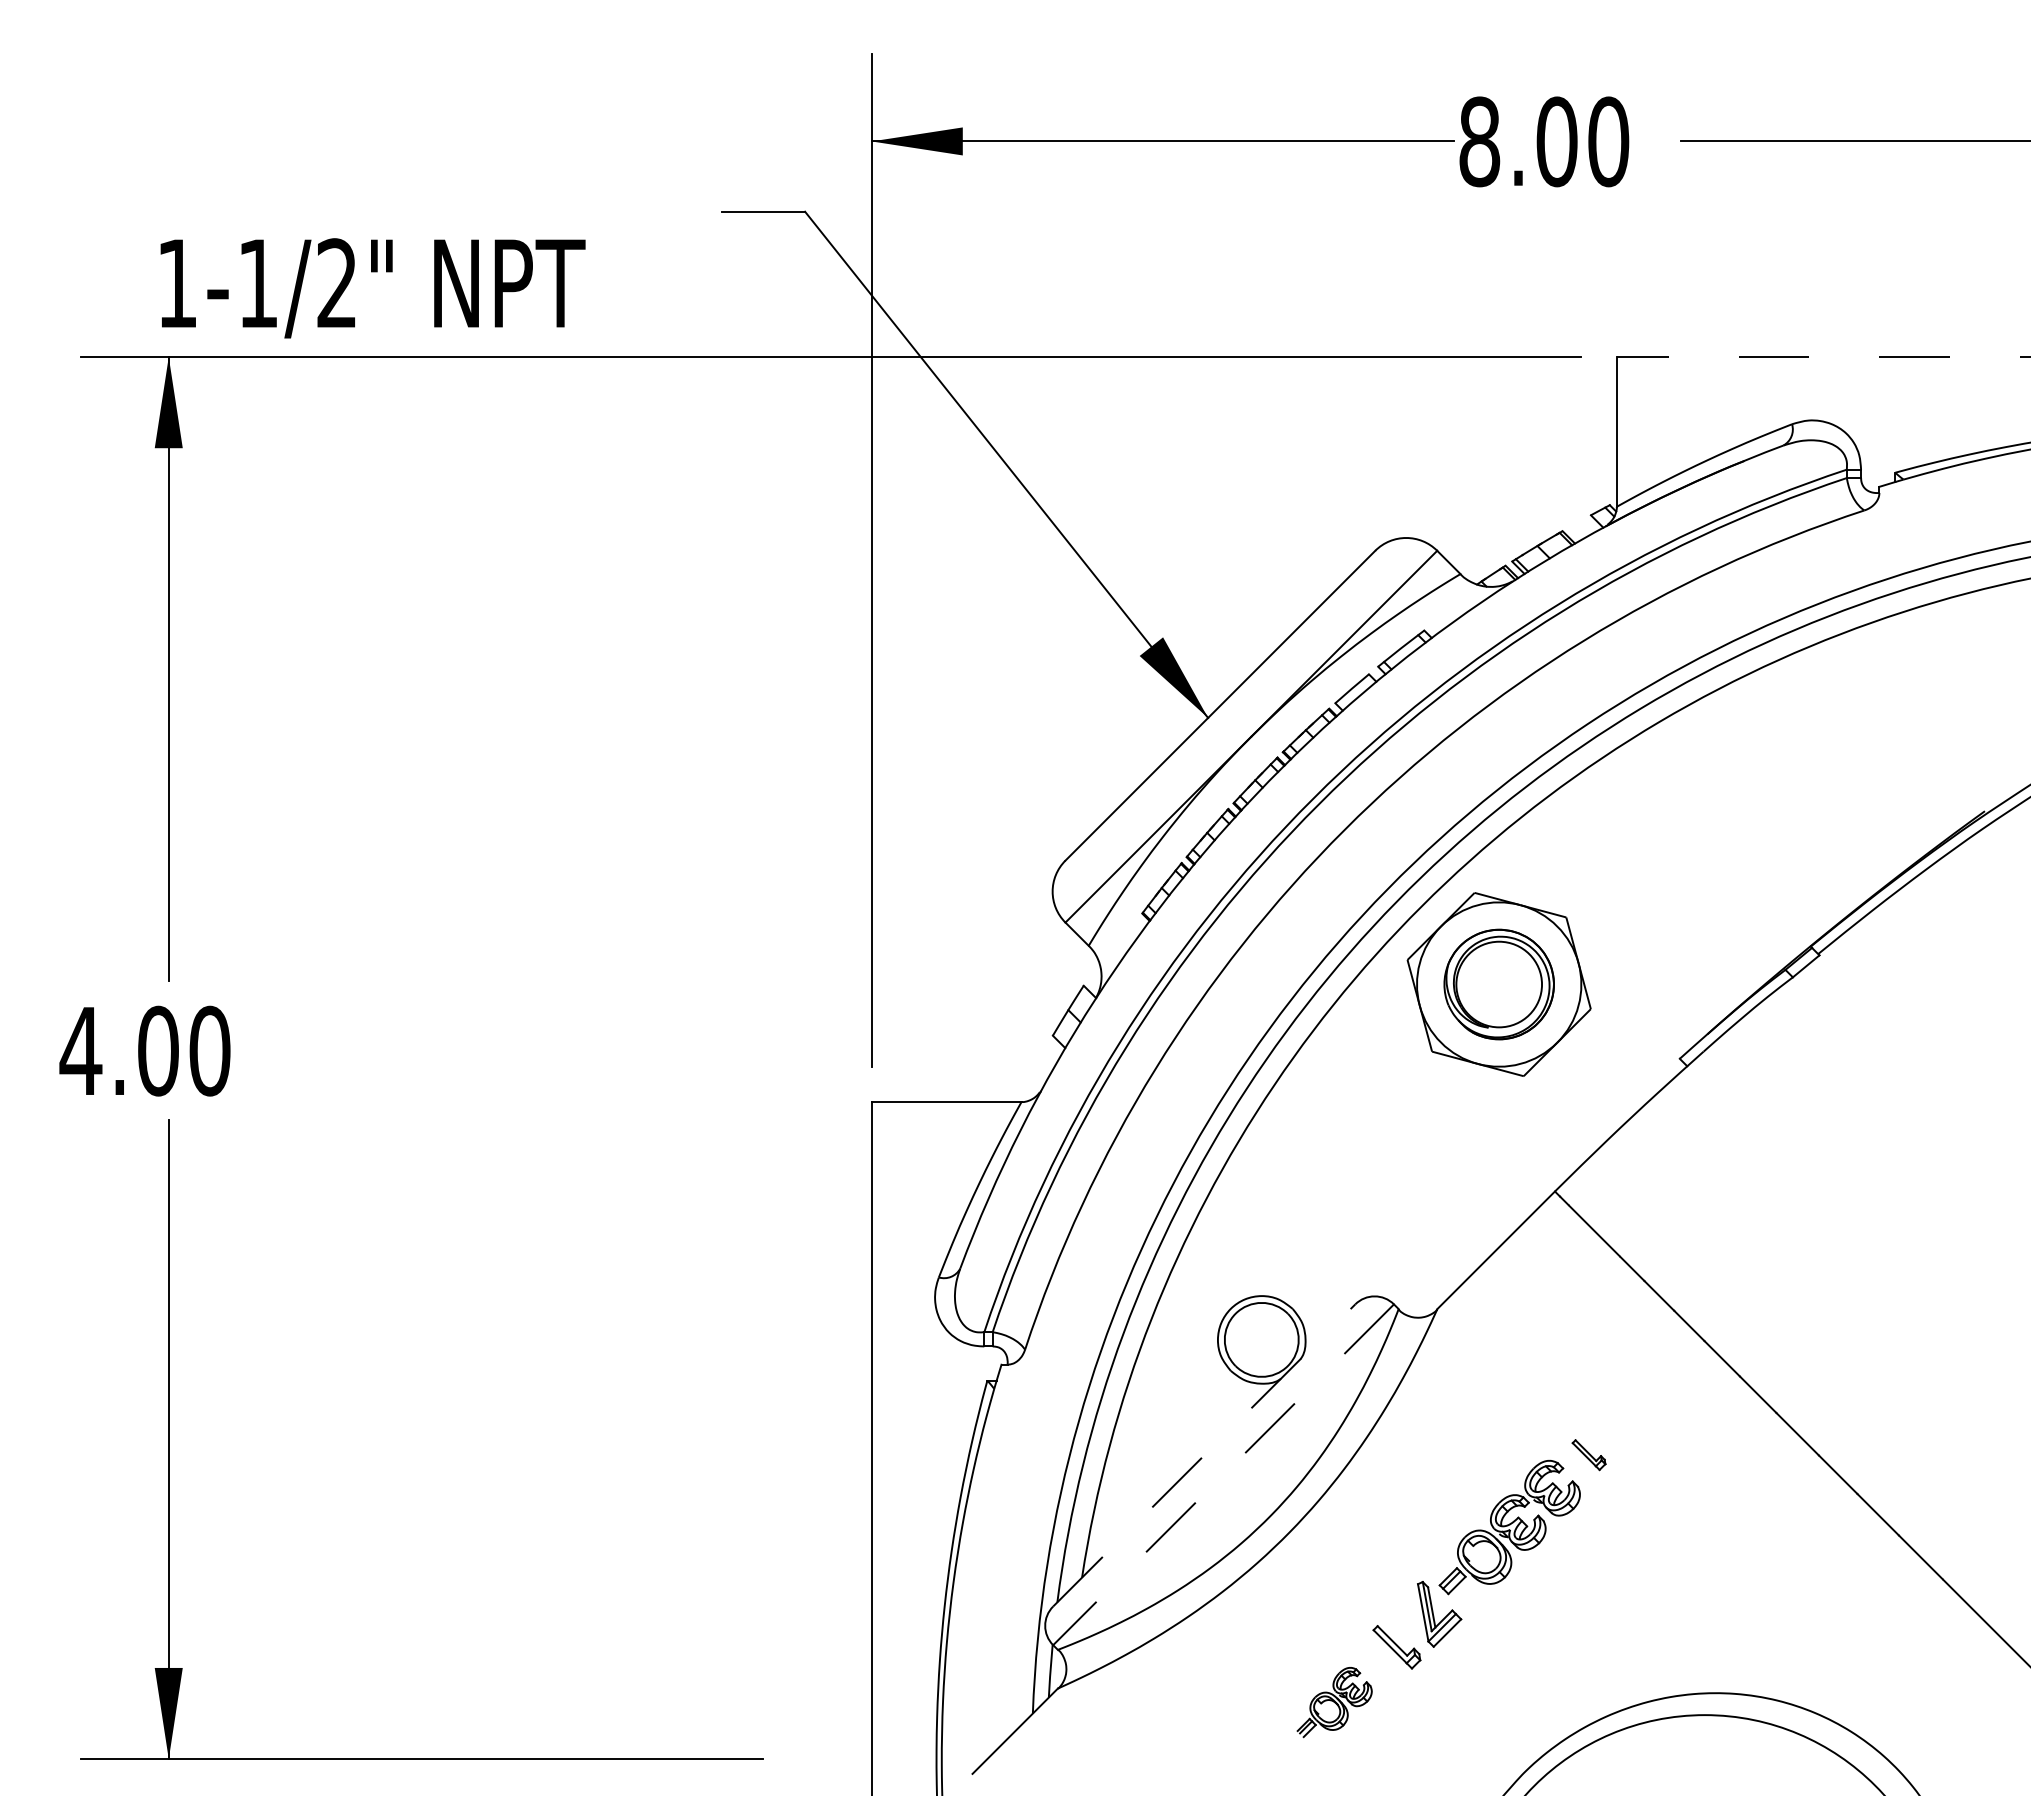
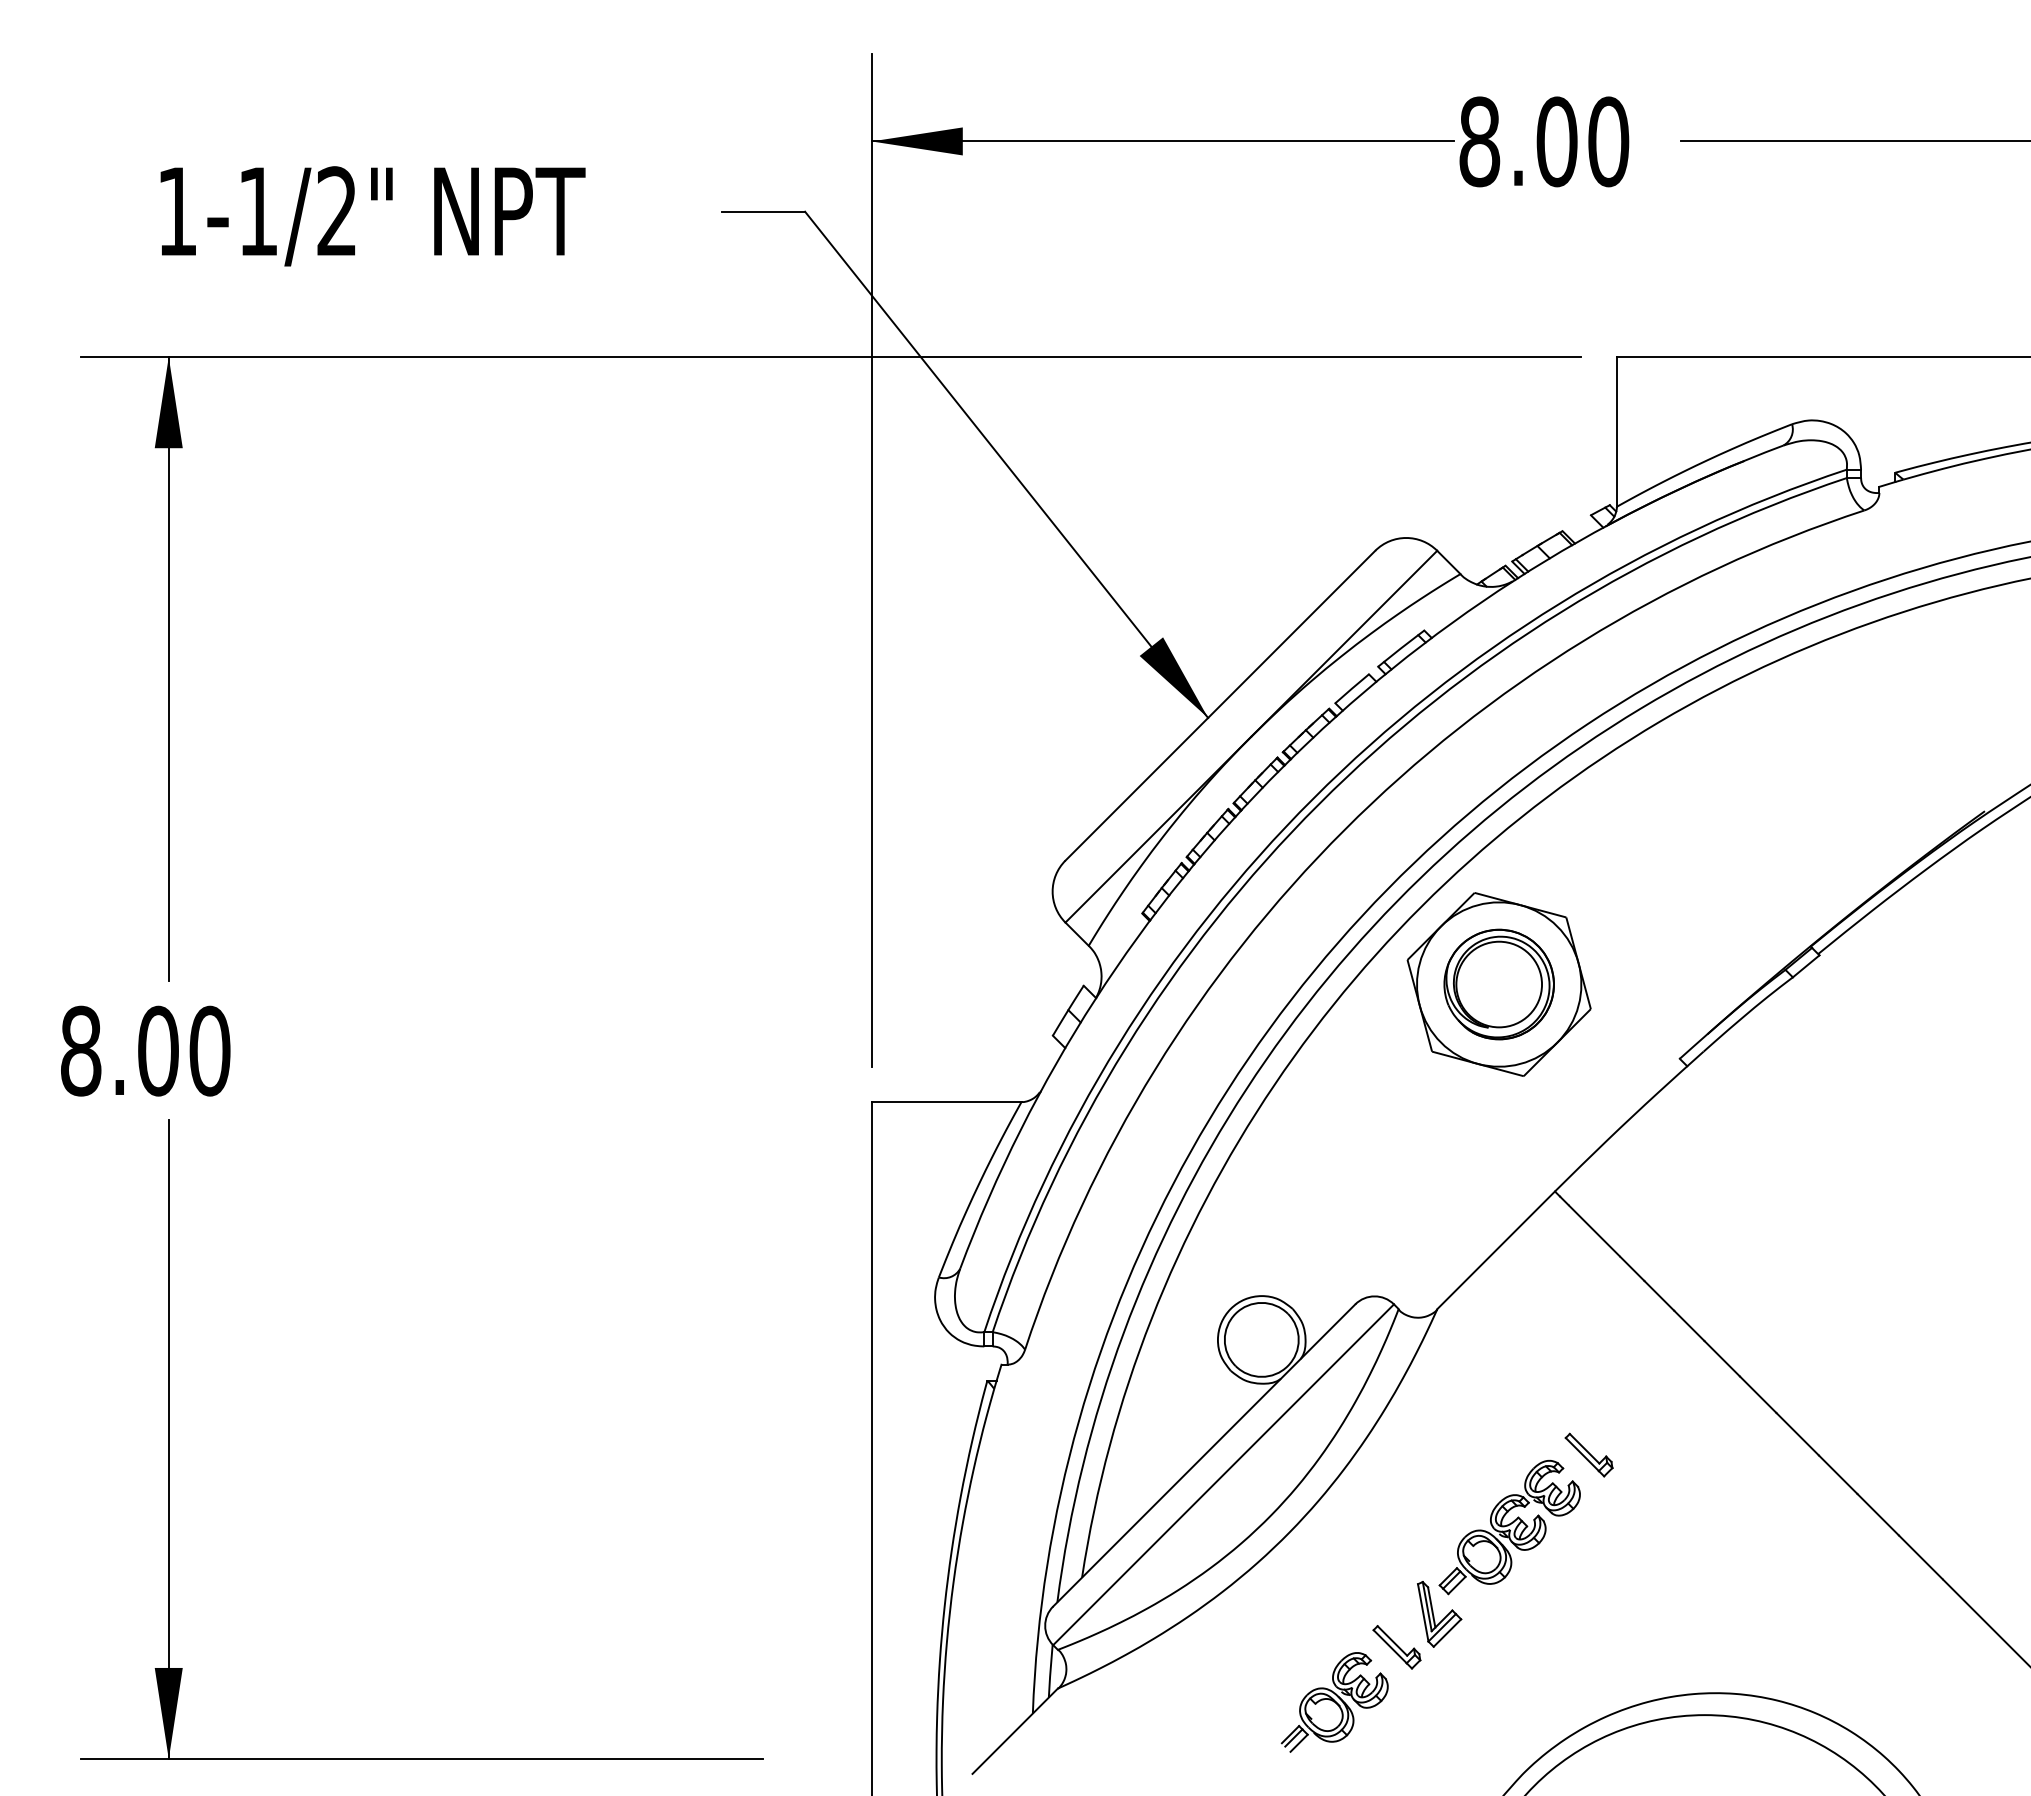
text position: (372, 288) -> (372, 216) (372, 216)
line: dashed -> solid (1823, 357)
text: 4.00 -> 8.00 (80, 1050)
line: dashed -> solid (1204, 1455)
part size: 36x33 px -> 50x46 px (1588, 1454)
line: dashed -> solid (1223, 1474)
part size: 77x72 px -> 109x101 px (1334, 1702)
